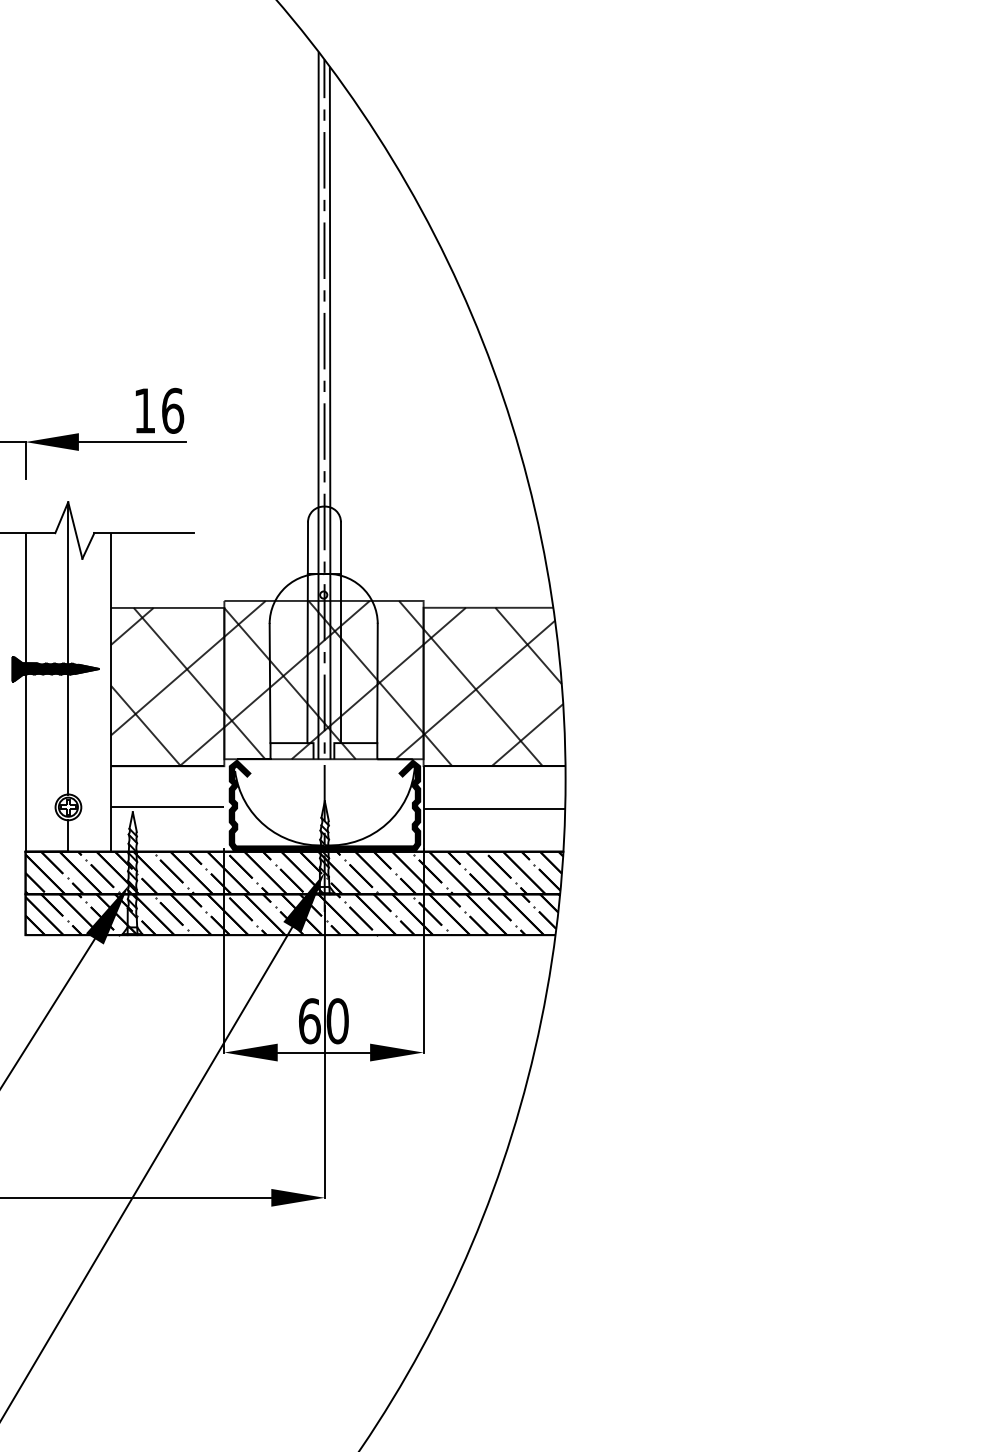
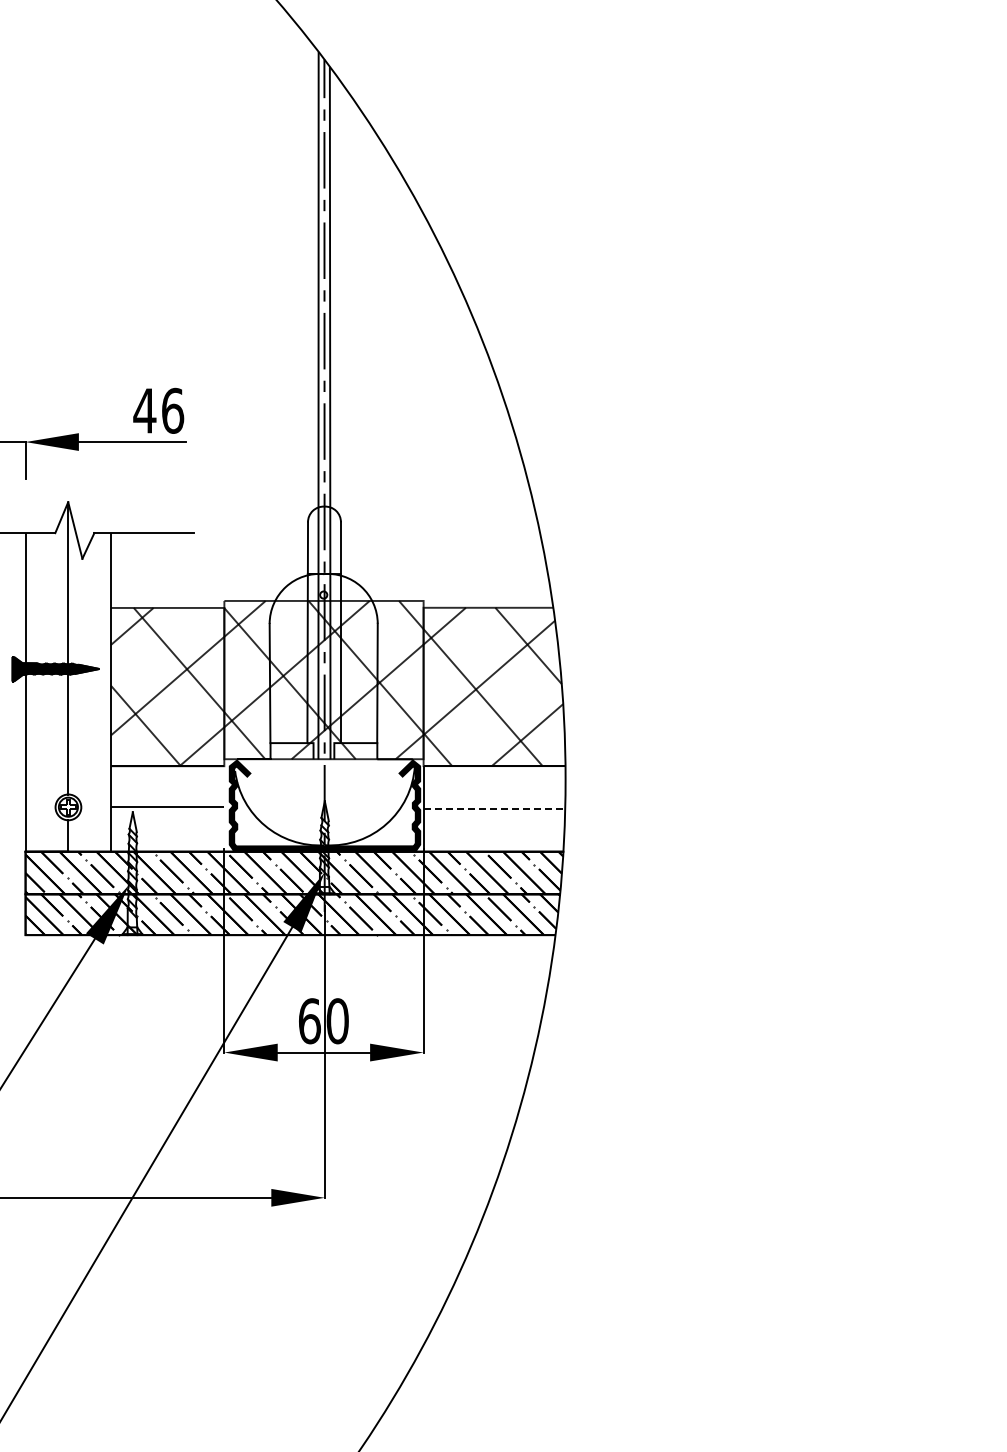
text: 16 -> 46 (144, 410)
line: solid -> dashed (494, 808)
